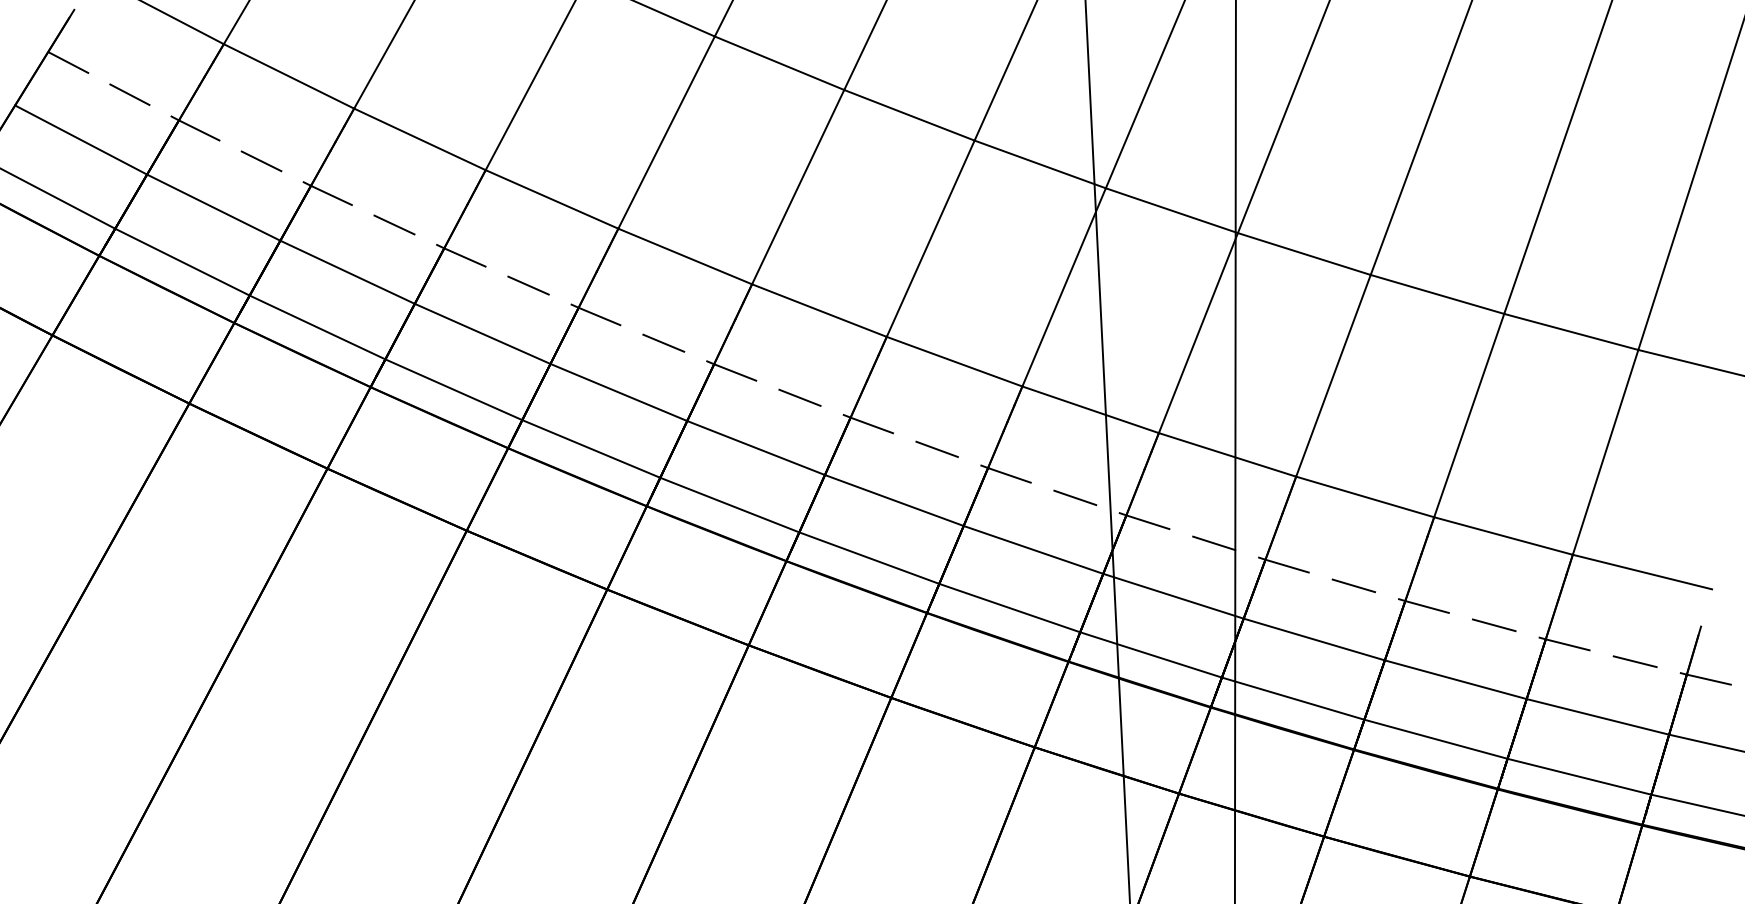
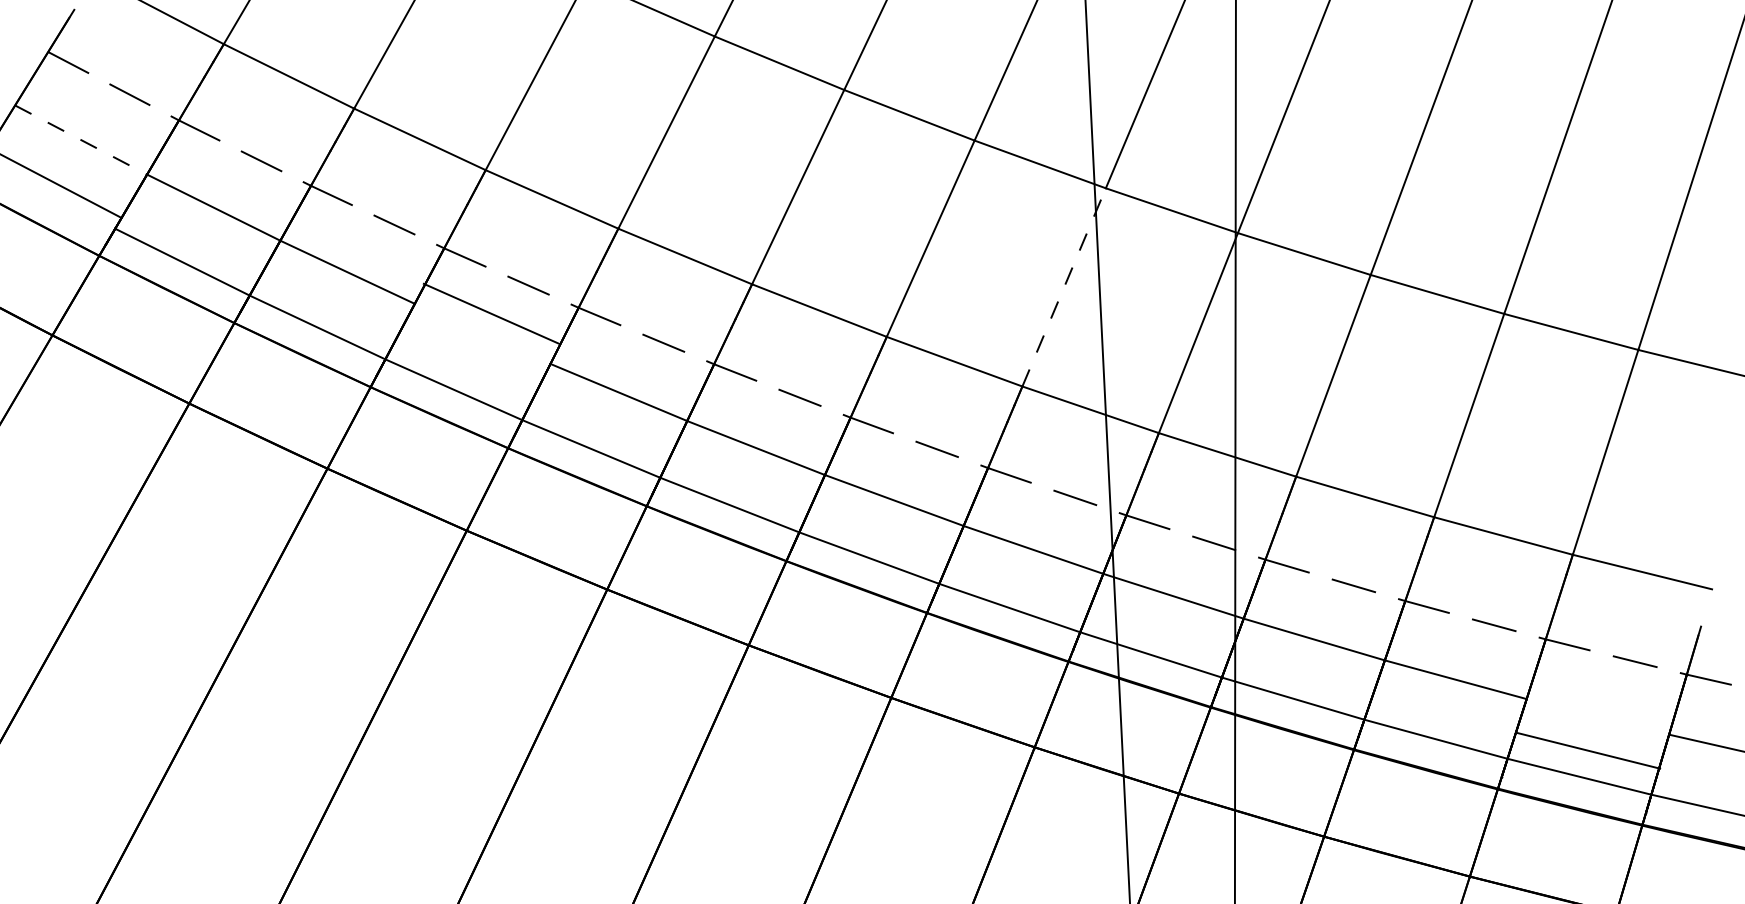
line: solid -> dashed (81, 140)
line position: (58, 198) -> (61, 186) (61, 186)
line: solid -> dashed (1064, 287)
line position: (482, 333) -> (491, 313) (491, 313)
line position: (1597, 716) -> (1588, 750) (1588, 750)
